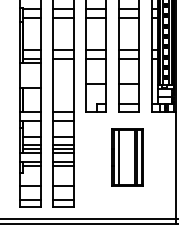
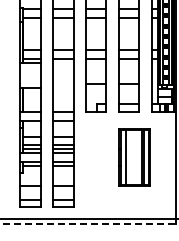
part position: (127, 157) -> (134, 157) (134, 157)
line: solid -> dashed (89, 223)
